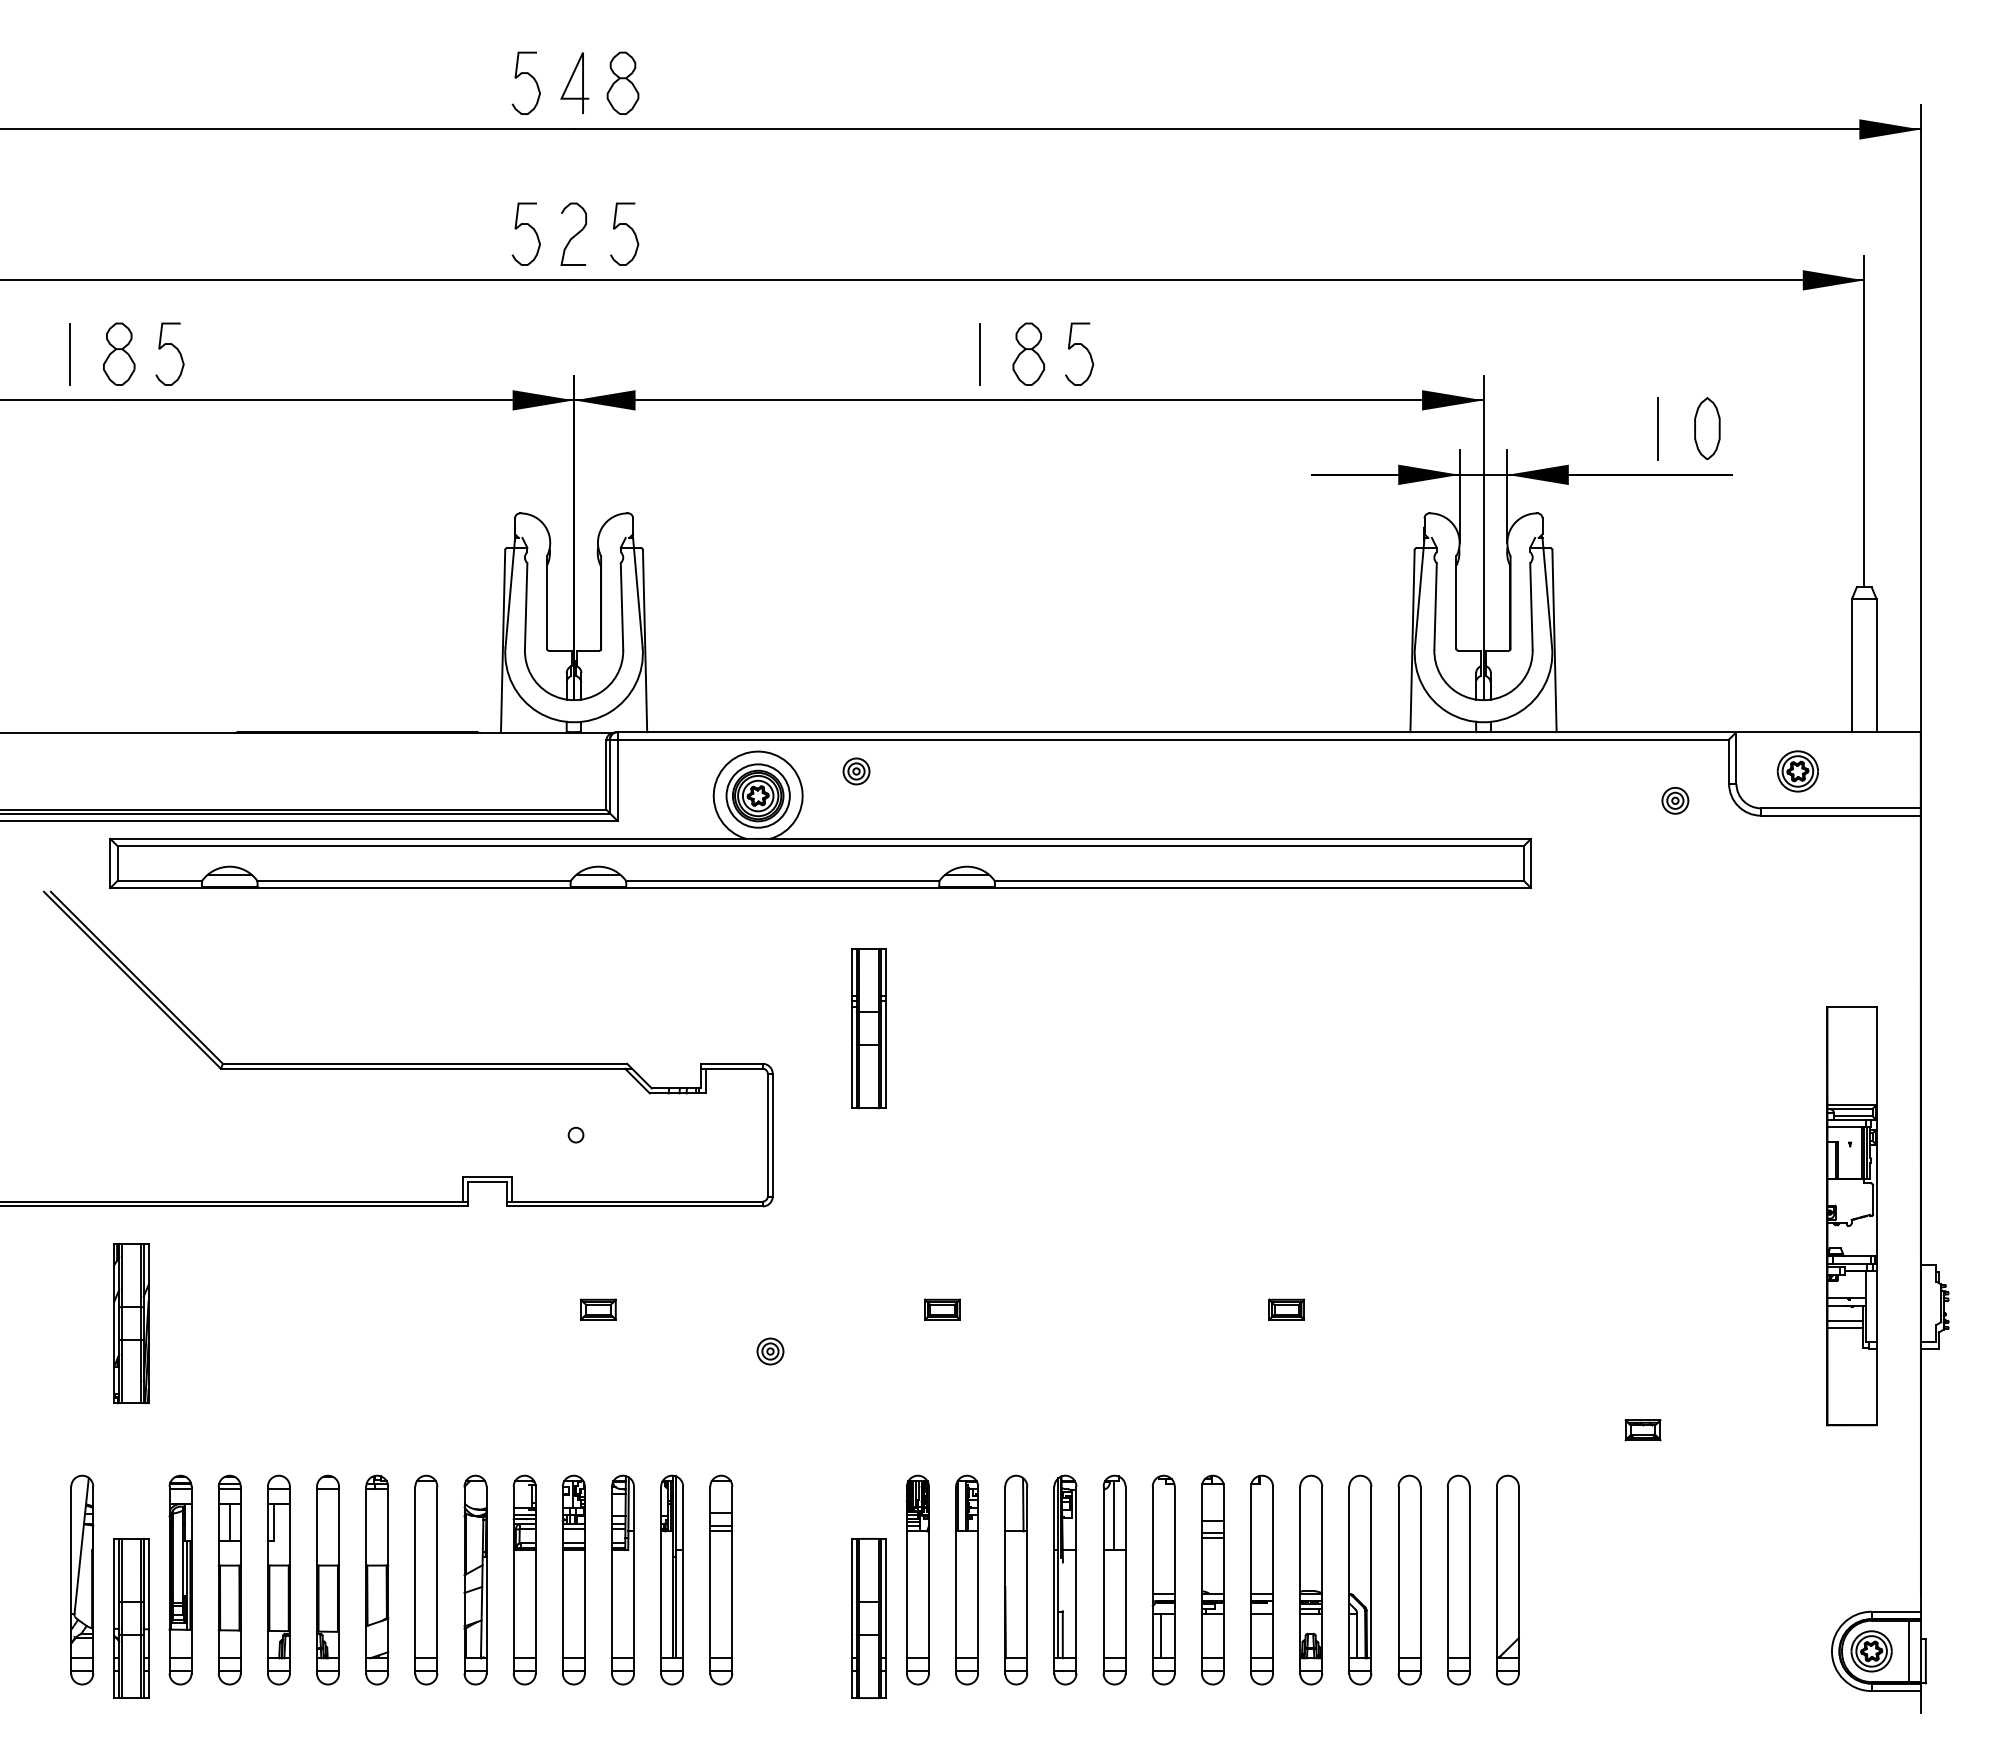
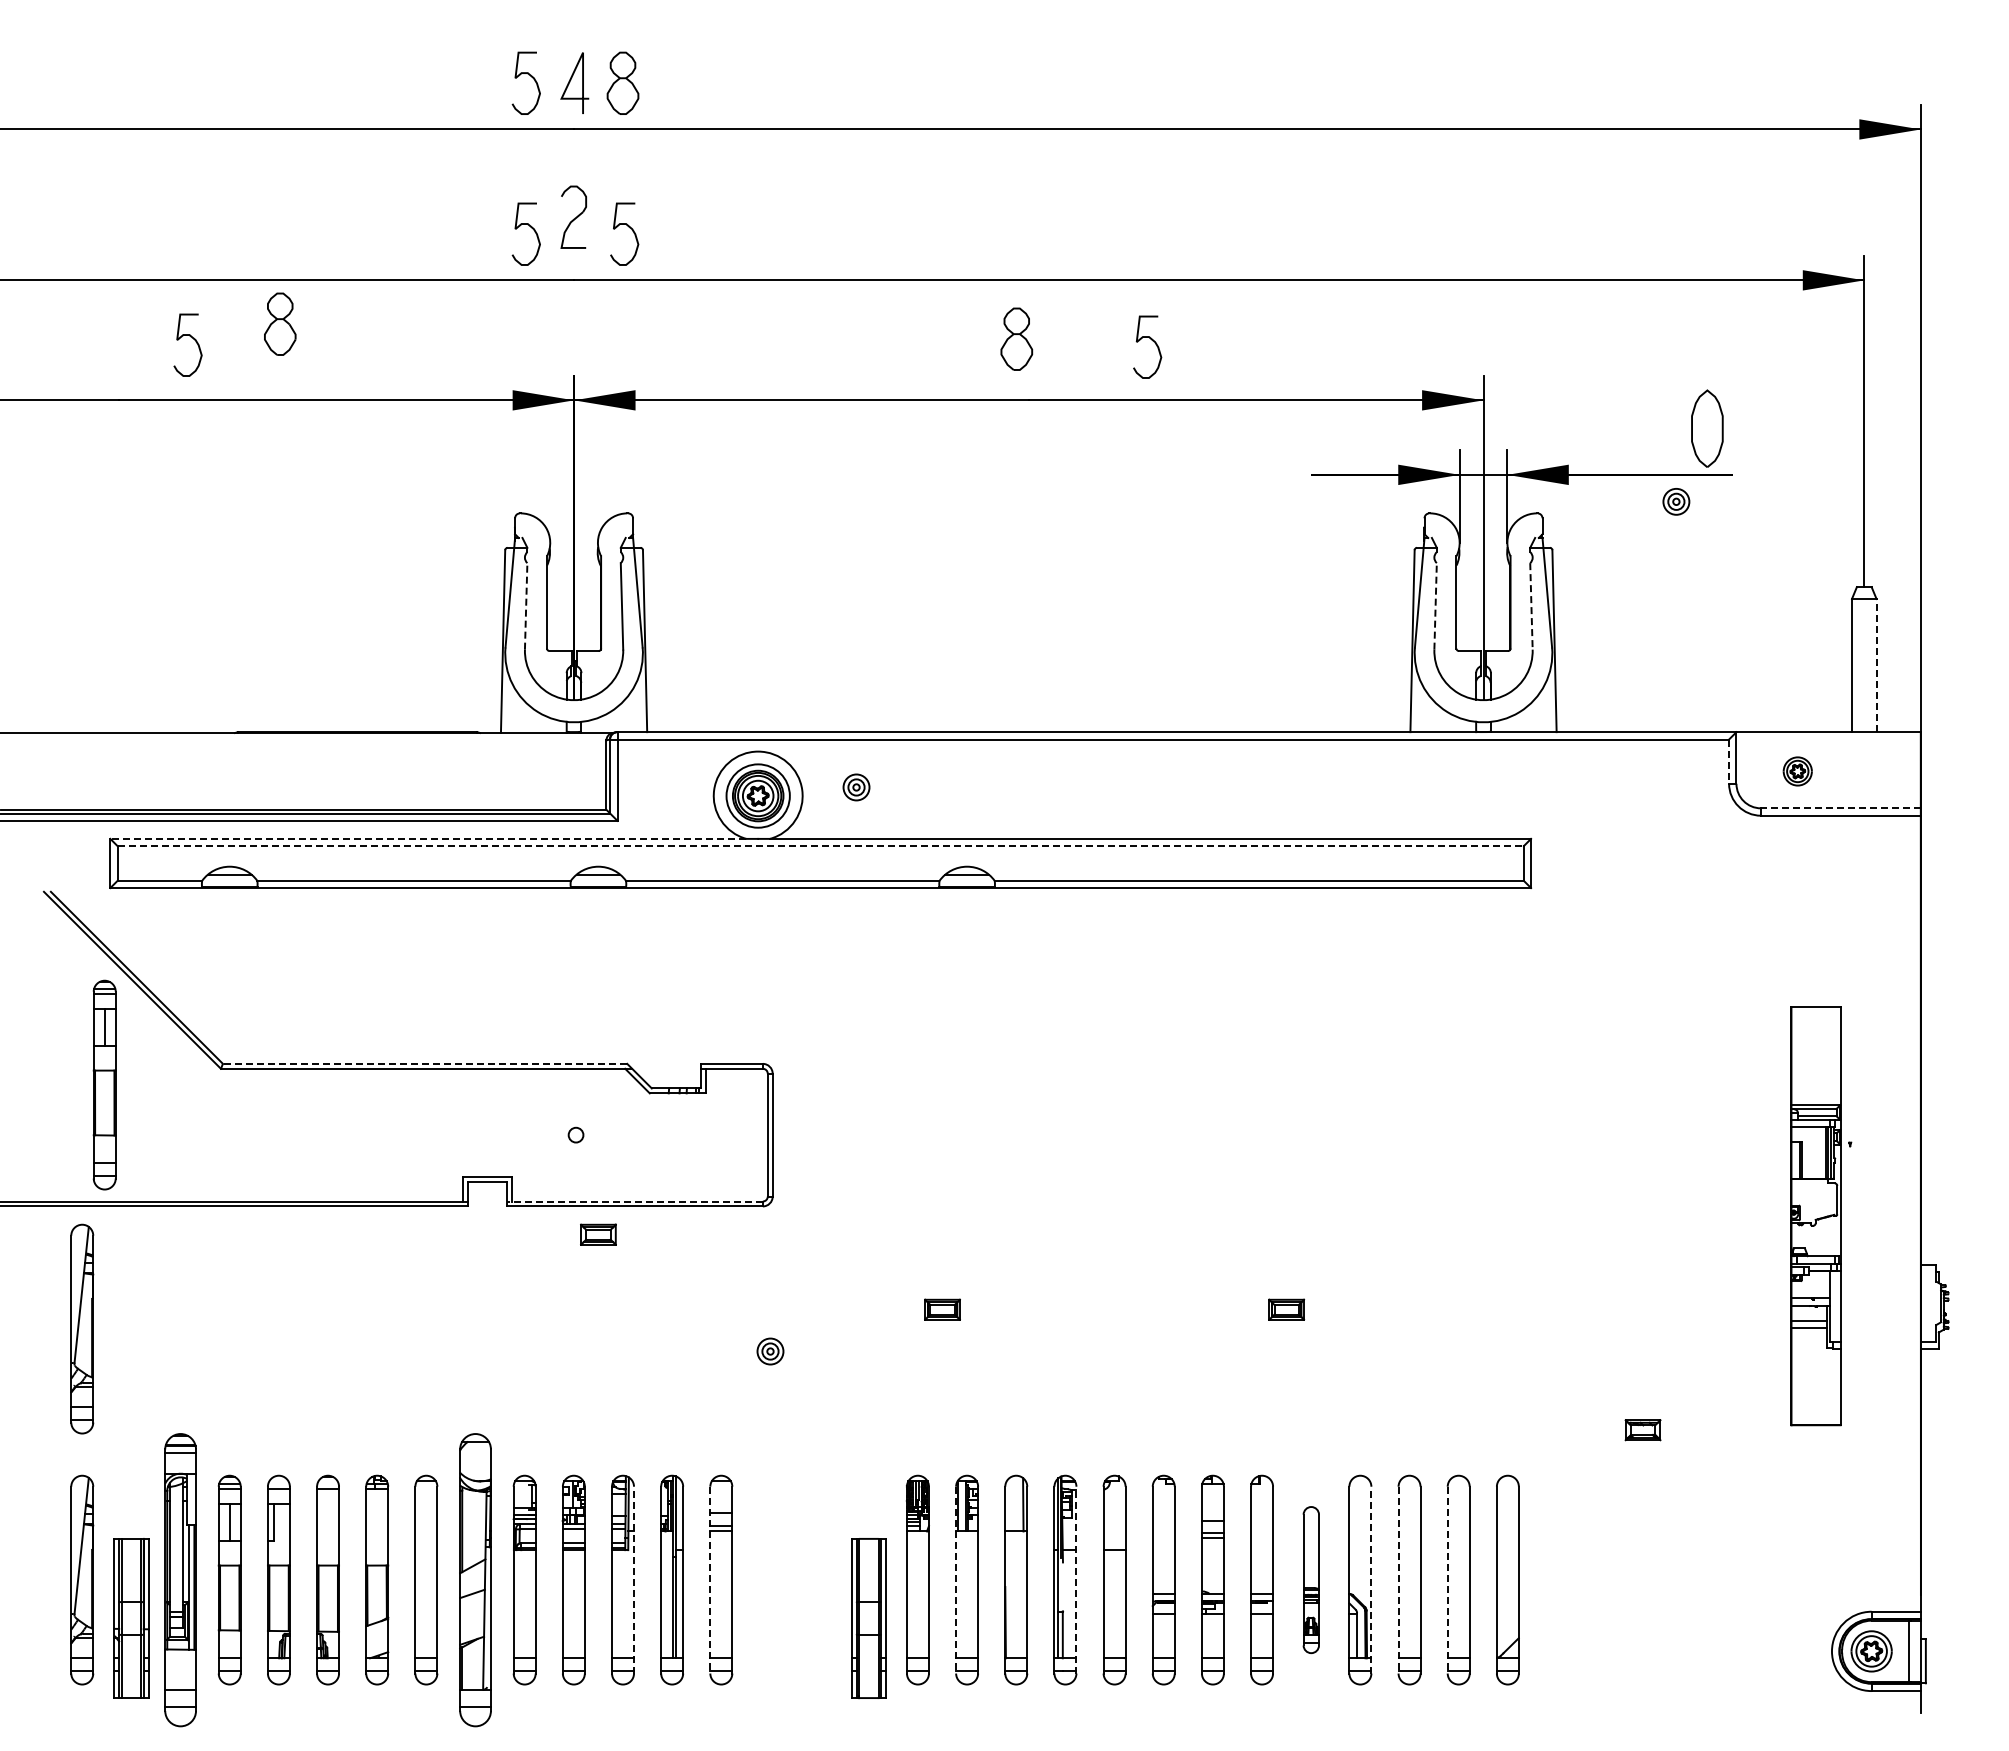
part position: (573, 233) -> (573, 216) (573, 216)
curve position: (172, 346) -> (190, 337) (190, 337)
curve position: (1084, 348) -> (1152, 341) (1152, 341)
line: present -> none (70, 353)
part position: (119, 353) -> (280, 323) (280, 323)
line: present -> none (979, 353)
part position: (1028, 353) -> (1016, 338) (1016, 338)
line: present -> none (1658, 428)
part size: 27x63 px -> 33x79 px (1707, 428)
line: solid -> dashed (526, 605)
line: solid -> dashed (1435, 605)
line: solid -> dashed (1531, 606)
line: solid -> dashed (1876, 665)
line: solid -> dashed (1729, 762)
part position: (856, 771) -> (856, 787) (856, 787)
part size: 43x43 px -> 31x31 px (1797, 771)
part position: (1675, 800) -> (1676, 501) (1676, 501)
line: solid -> dashed (1840, 808)
line: solid -> dashed (427, 838)
line: solid -> dashed (821, 846)
part: present -> none (868, 1028)
line: solid -> dashed (424, 1063)
part: none -> present (104, 1084)
line: solid -> dashed (635, 1201)
part position: (1851, 1216) -> (1815, 1216) (1815, 1216)
part position: (598, 1309) -> (598, 1234) (598, 1234)
part: present -> none (131, 1323)
part: none -> present (82, 1328)
line: present -> none (1113, 1515)
part size: 25x212 px -> 33x295 px (180, 1580)
part size: 25x212 px -> 33x295 px (475, 1580)
line: solid -> dashed (634, 1579)
line: solid -> dashed (1076, 1579)
part size: 25x212 px -> 18x148 px (1310, 1579)
line: solid -> dashed (1371, 1579)
line: solid -> dashed (710, 1580)
line: solid -> dashed (956, 1580)
line: solid -> dashed (1398, 1580)
line: solid -> dashed (1447, 1580)
line: present -> none (1161, 1635)
